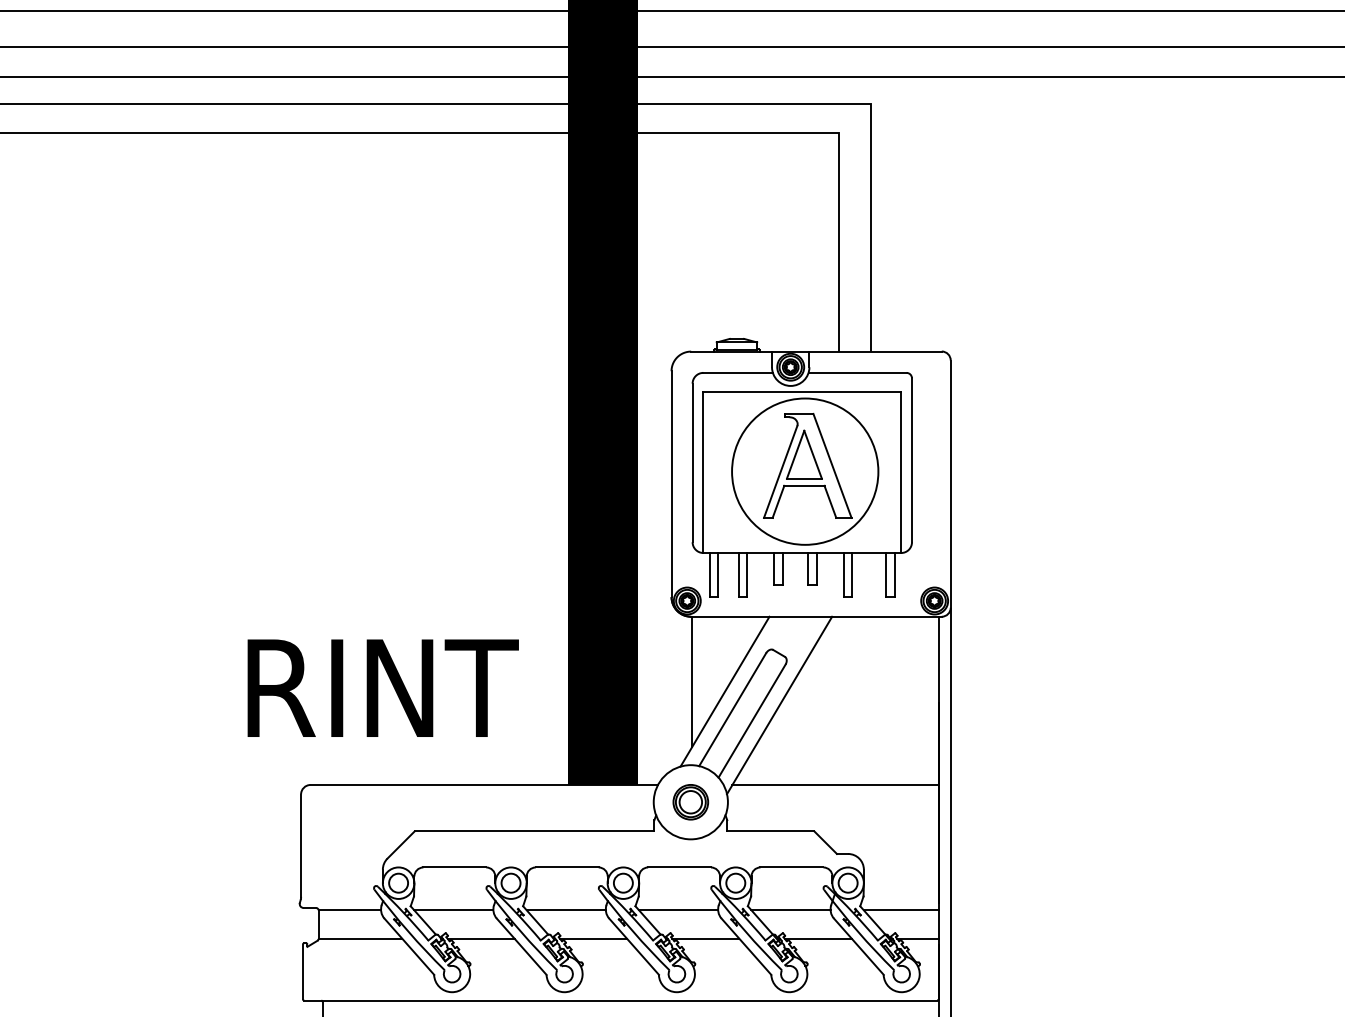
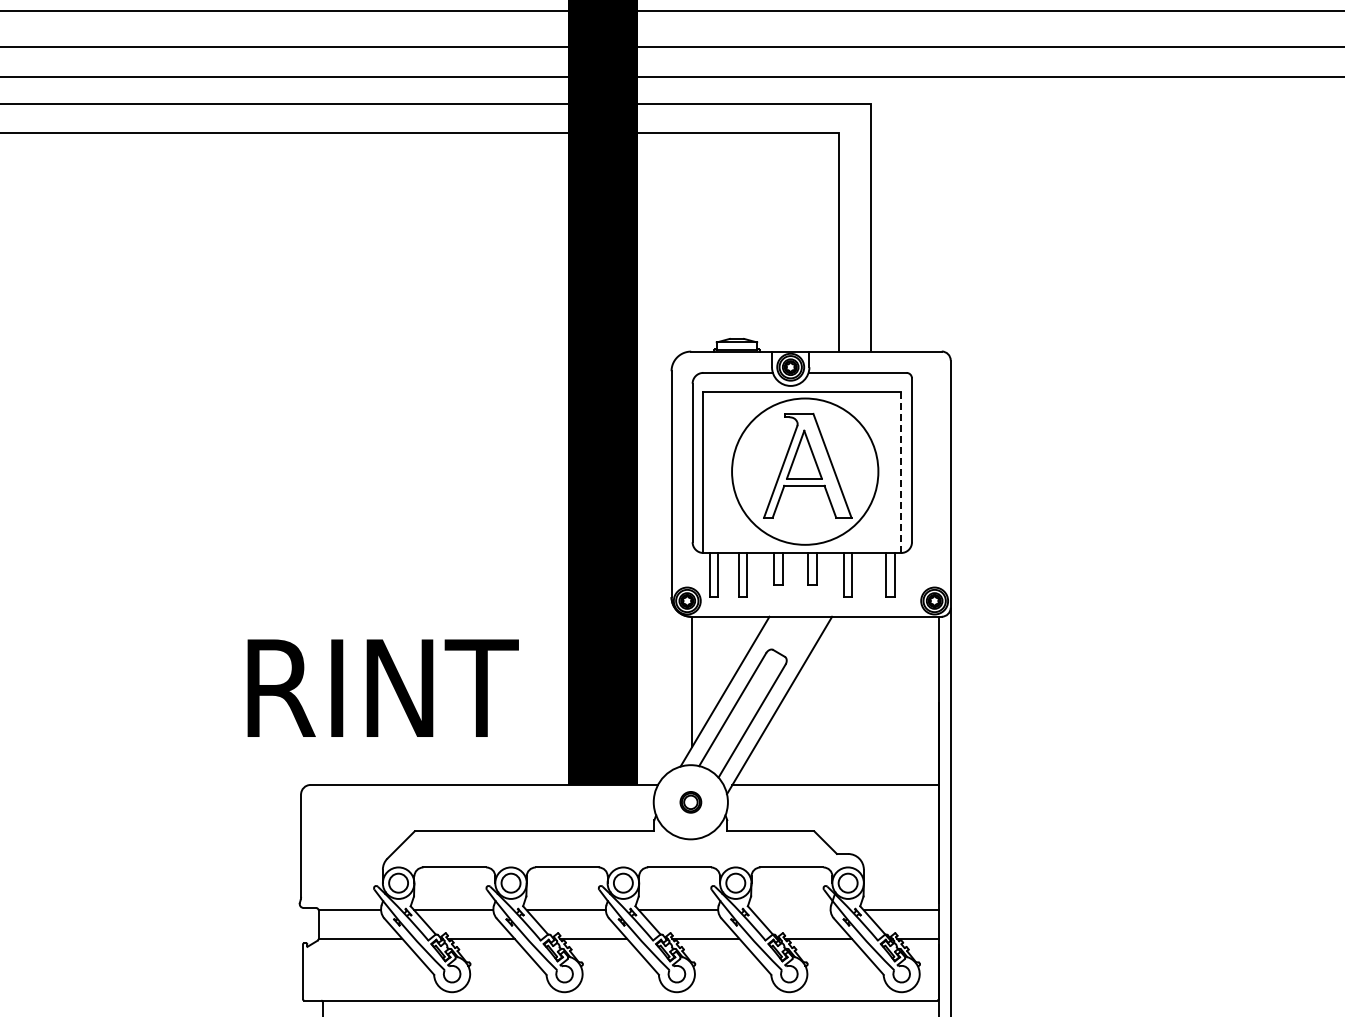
line: solid -> dashed (901, 471)
part size: 38x37 px -> 24x23 px (690, 802)
line: present -> none (790, 910)
